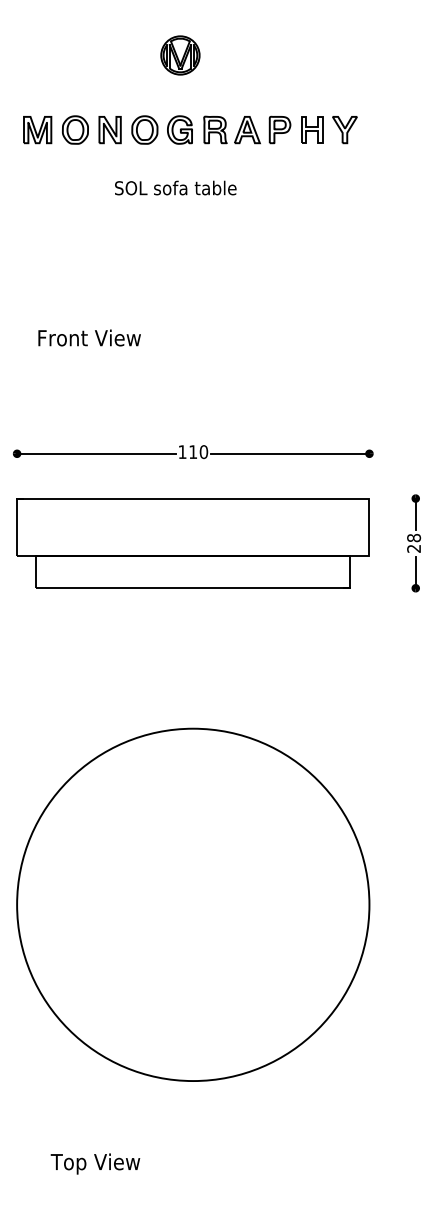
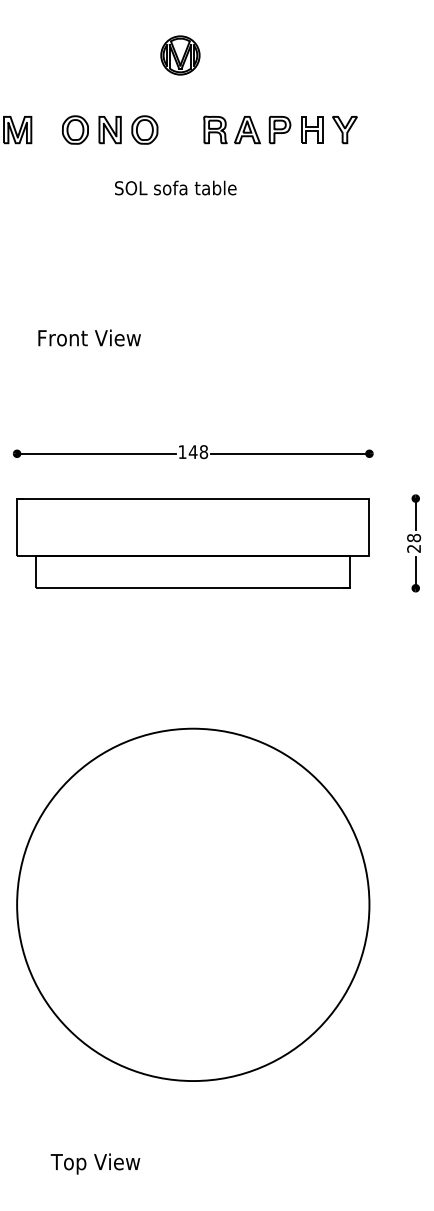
part: present -> none (179, 129)
part position: (37, 130) -> (17, 130) (17, 130)
text: 110 -> 148 (198, 451)
